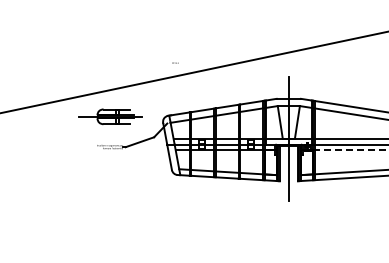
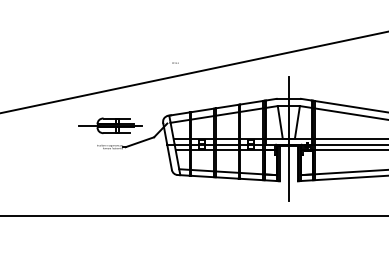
part position: (110, 116) -> (110, 125) (110, 125)
line: dashed -> solid (351, 150)
line: none -> present (193, 215)
